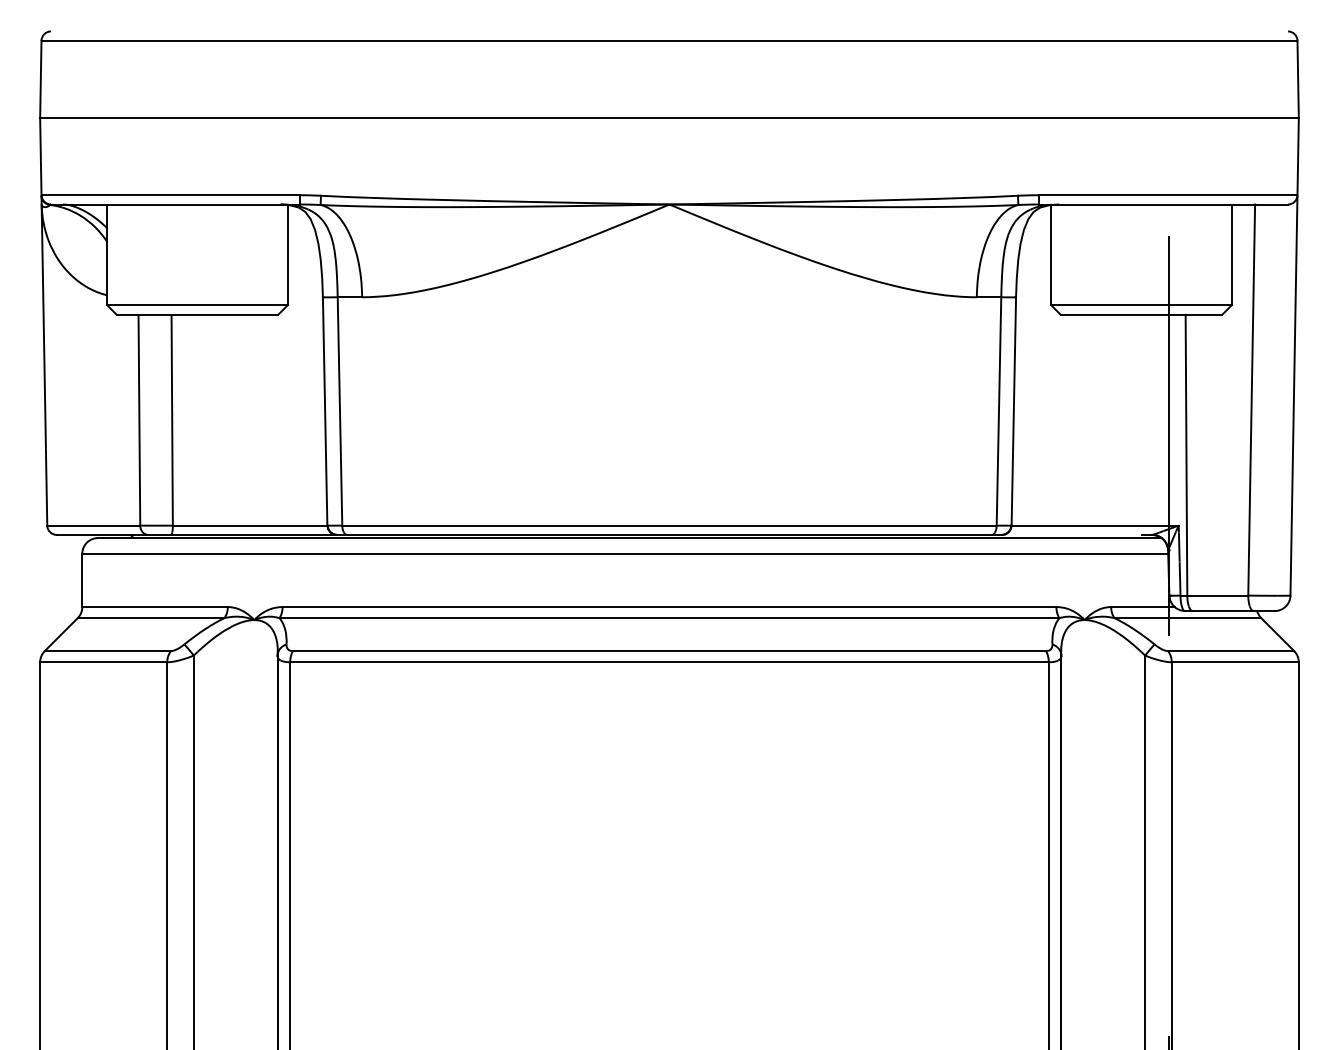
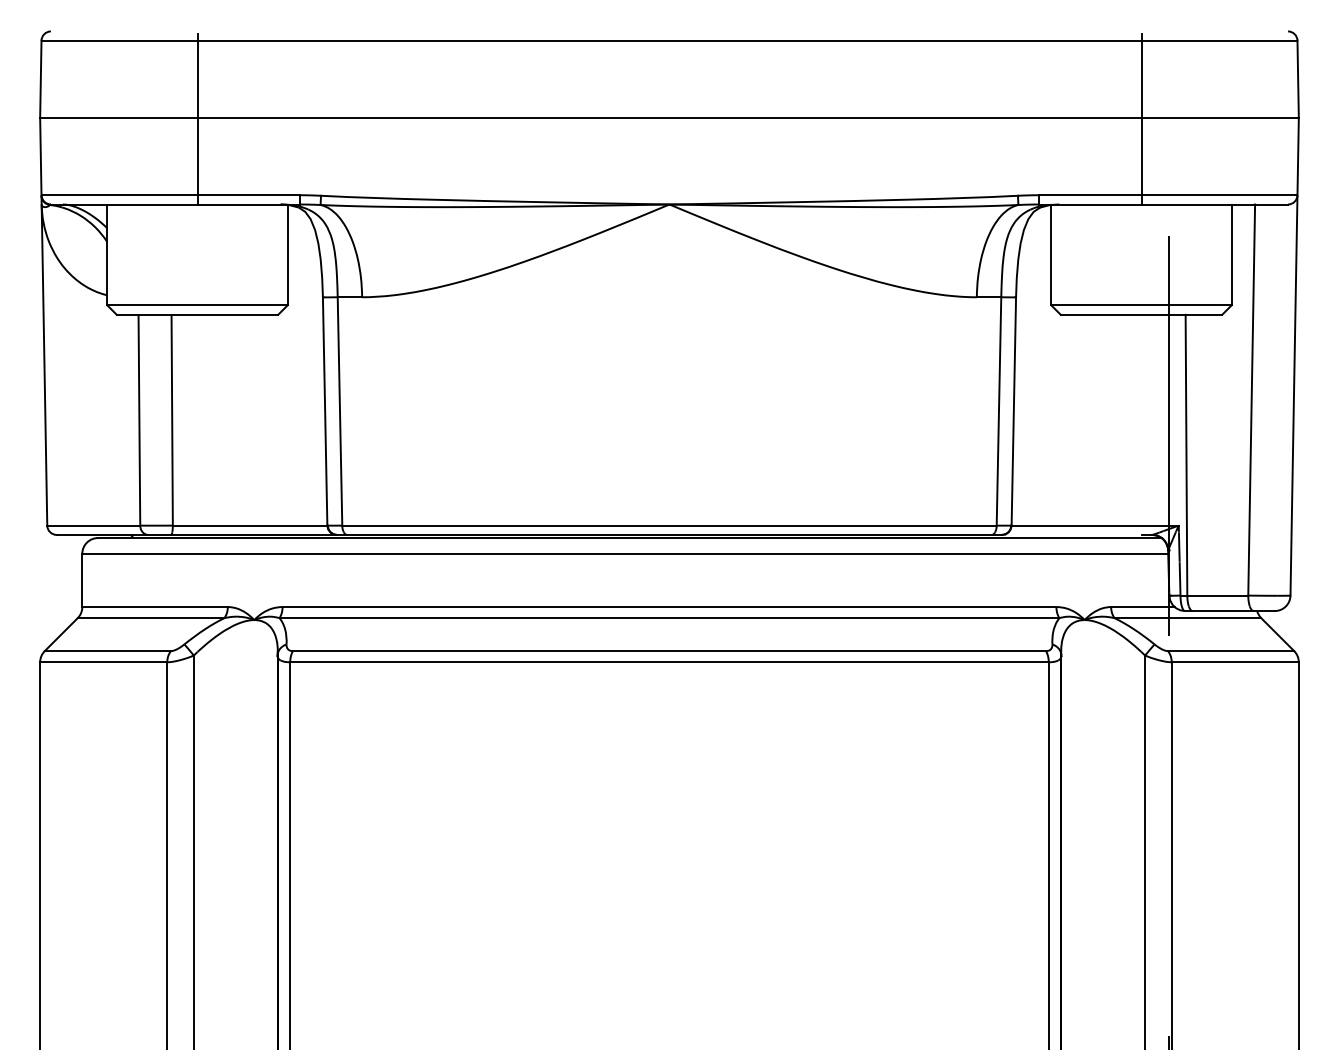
line: none -> present (197, 119)
line: none -> present (1141, 119)
